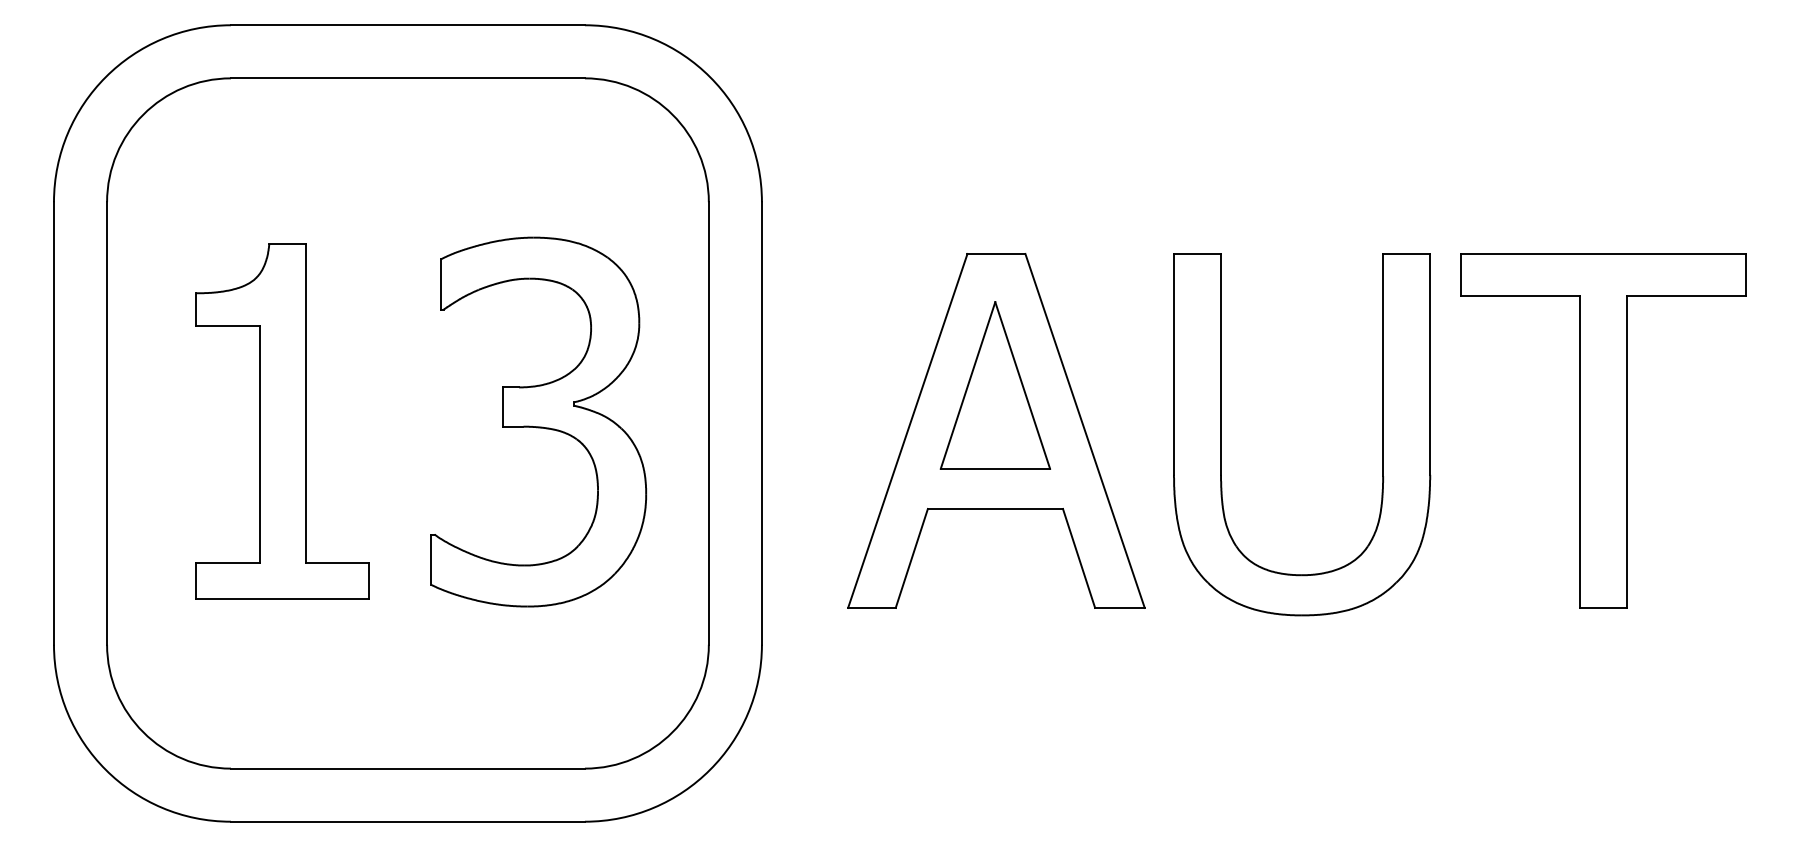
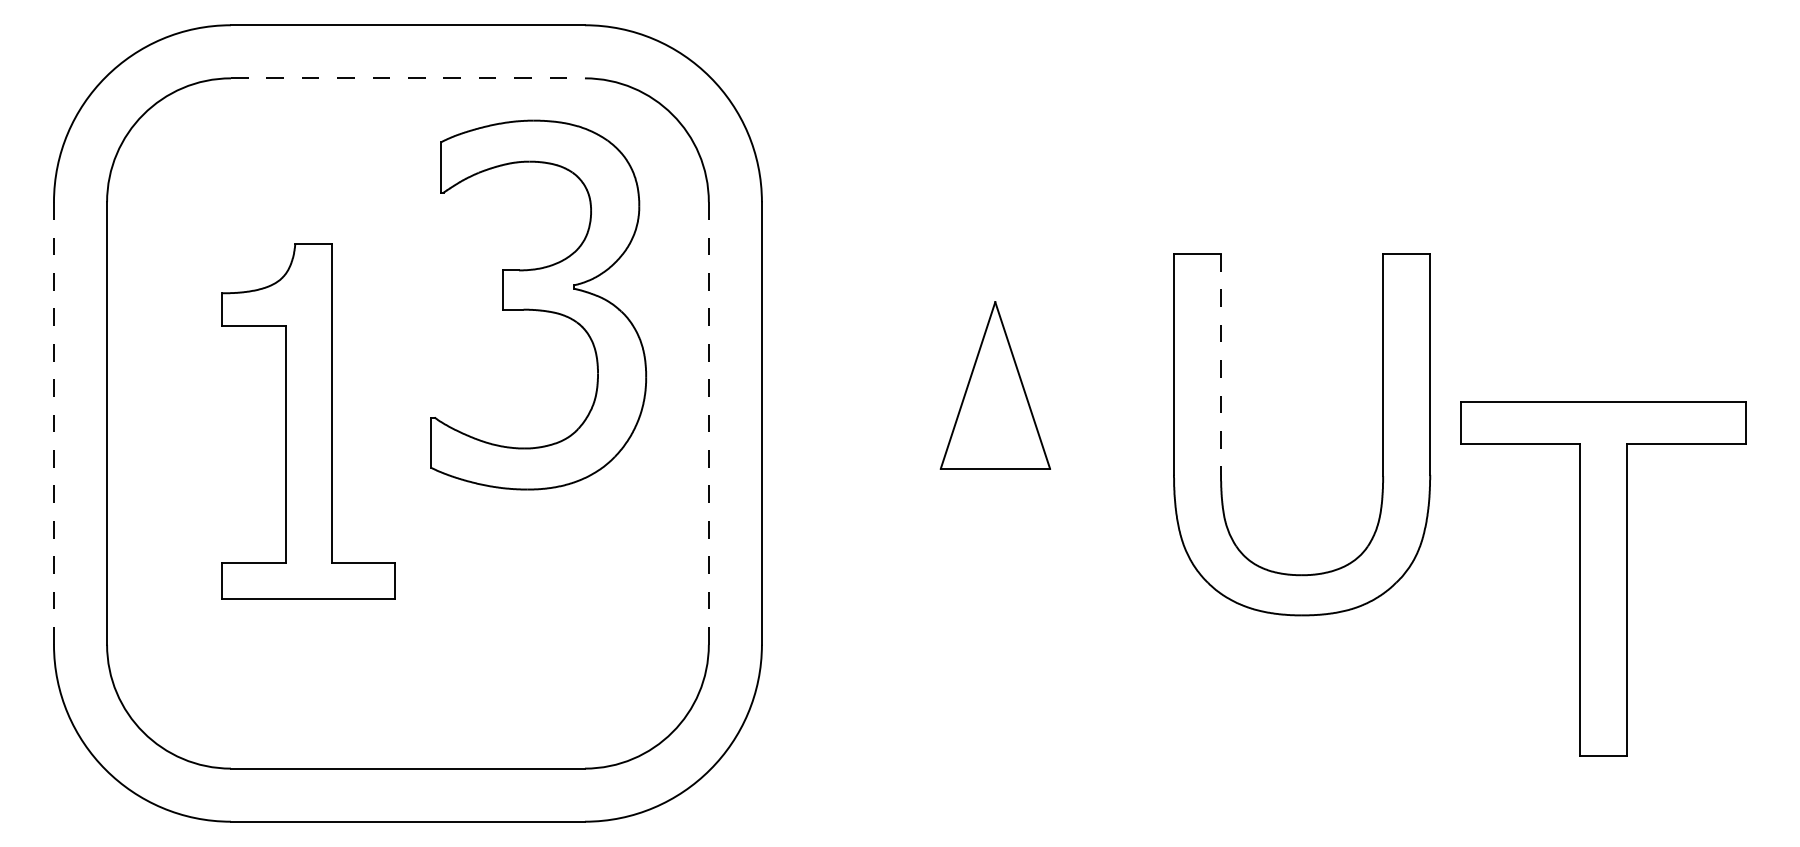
line: solid -> dashed (407, 78)
line: solid -> dashed (1221, 364)
part position: (282, 421) -> (308, 421) (308, 421)
part position: (538, 421) -> (538, 304) (538, 304)
line: solid -> dashed (53, 422)
line: solid -> dashed (708, 423)
part: present -> none (996, 430)
part position: (1603, 430) -> (1603, 578) (1603, 578)
